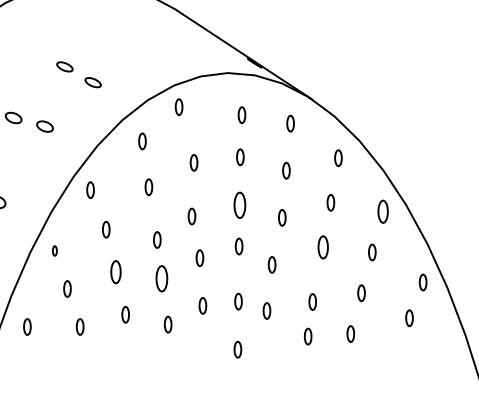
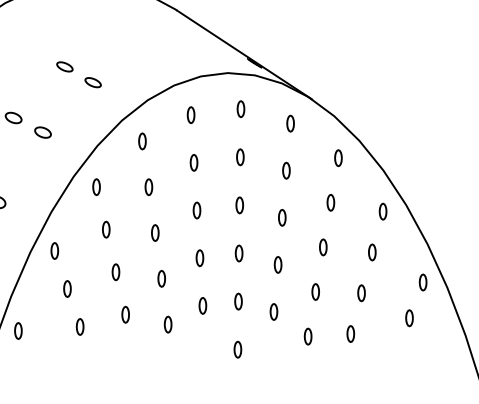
part position: (178, 106) -> (190, 114) (190, 114)
part position: (241, 114) -> (240, 108) (240, 108)
part position: (44, 126) -> (42, 132) (42, 132)
part position: (90, 190) -> (96, 187) (96, 187)
part size: 14x29 px -> 9x19 px (239, 205)
part size: 12x25 px -> 10x19 px (382, 211)
part position: (191, 216) -> (196, 210) (196, 210)
part position: (157, 239) -> (155, 232) (155, 232)
part position: (238, 246) -> (238, 253) (238, 253)
part size: 12x25 px -> 9x19 px (323, 247)
part size: 6x12 px -> 10x18 px (54, 250)
part position: (271, 264) -> (277, 264) (277, 264)
part size: 12x25 px -> 10x19 px (115, 272)
part size: 14x28 px -> 9x18 px (161, 278)
part position: (312, 301) -> (315, 291) (315, 291)
part position: (266, 310) -> (273, 311) (273, 311)
part position: (27, 326) -> (18, 330) (18, 330)
